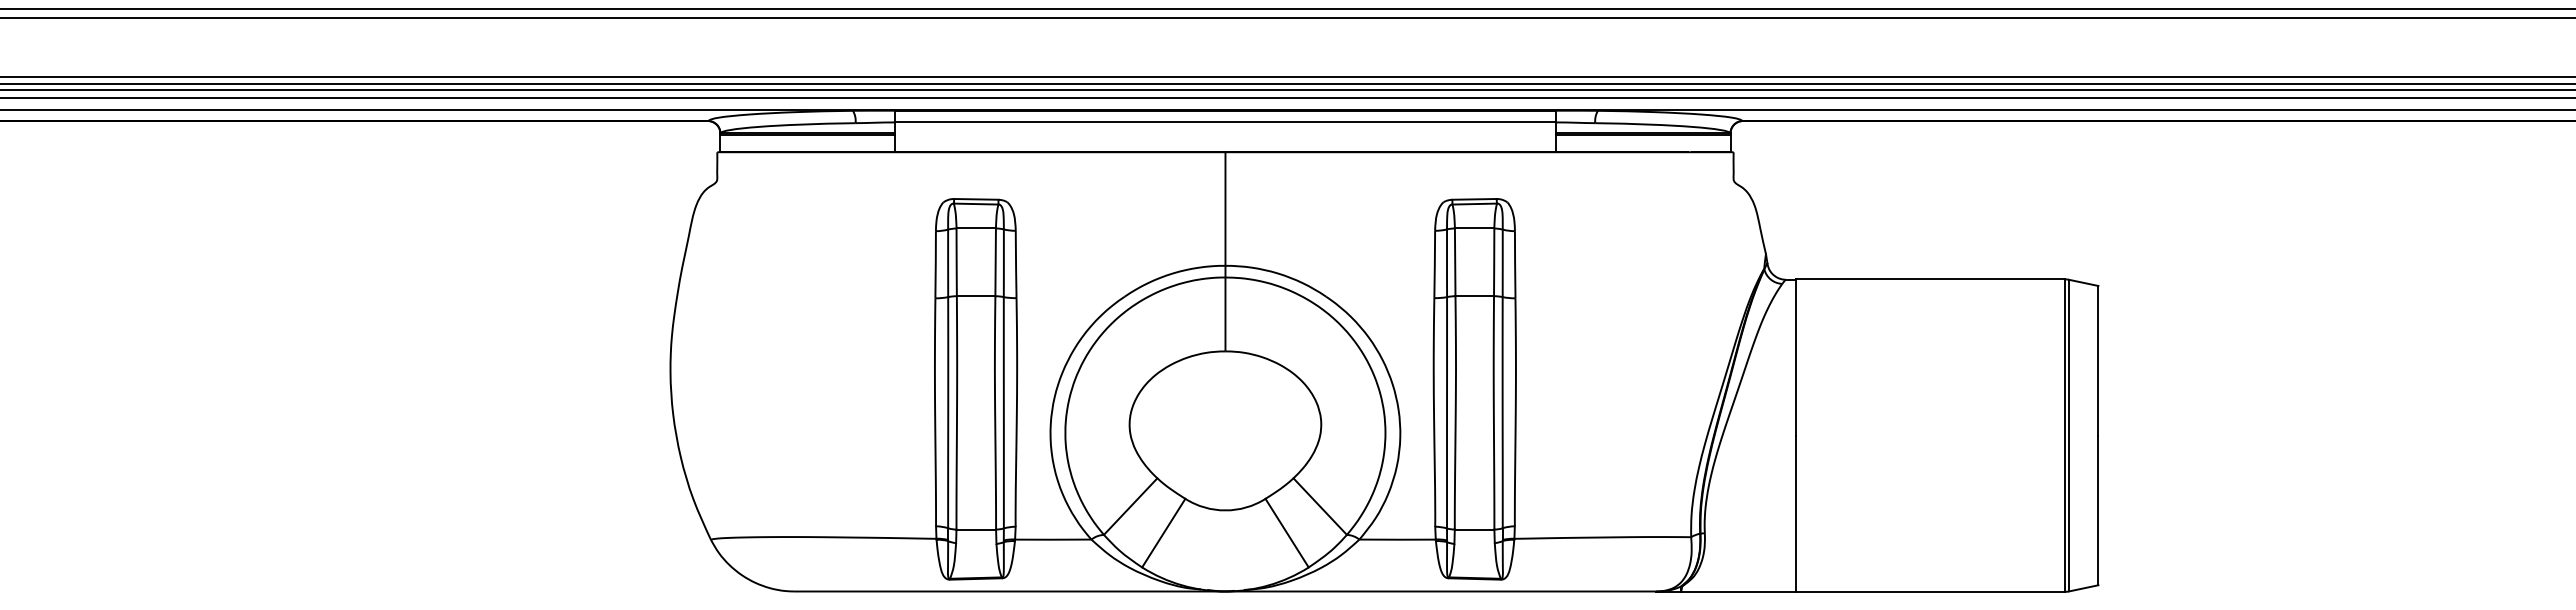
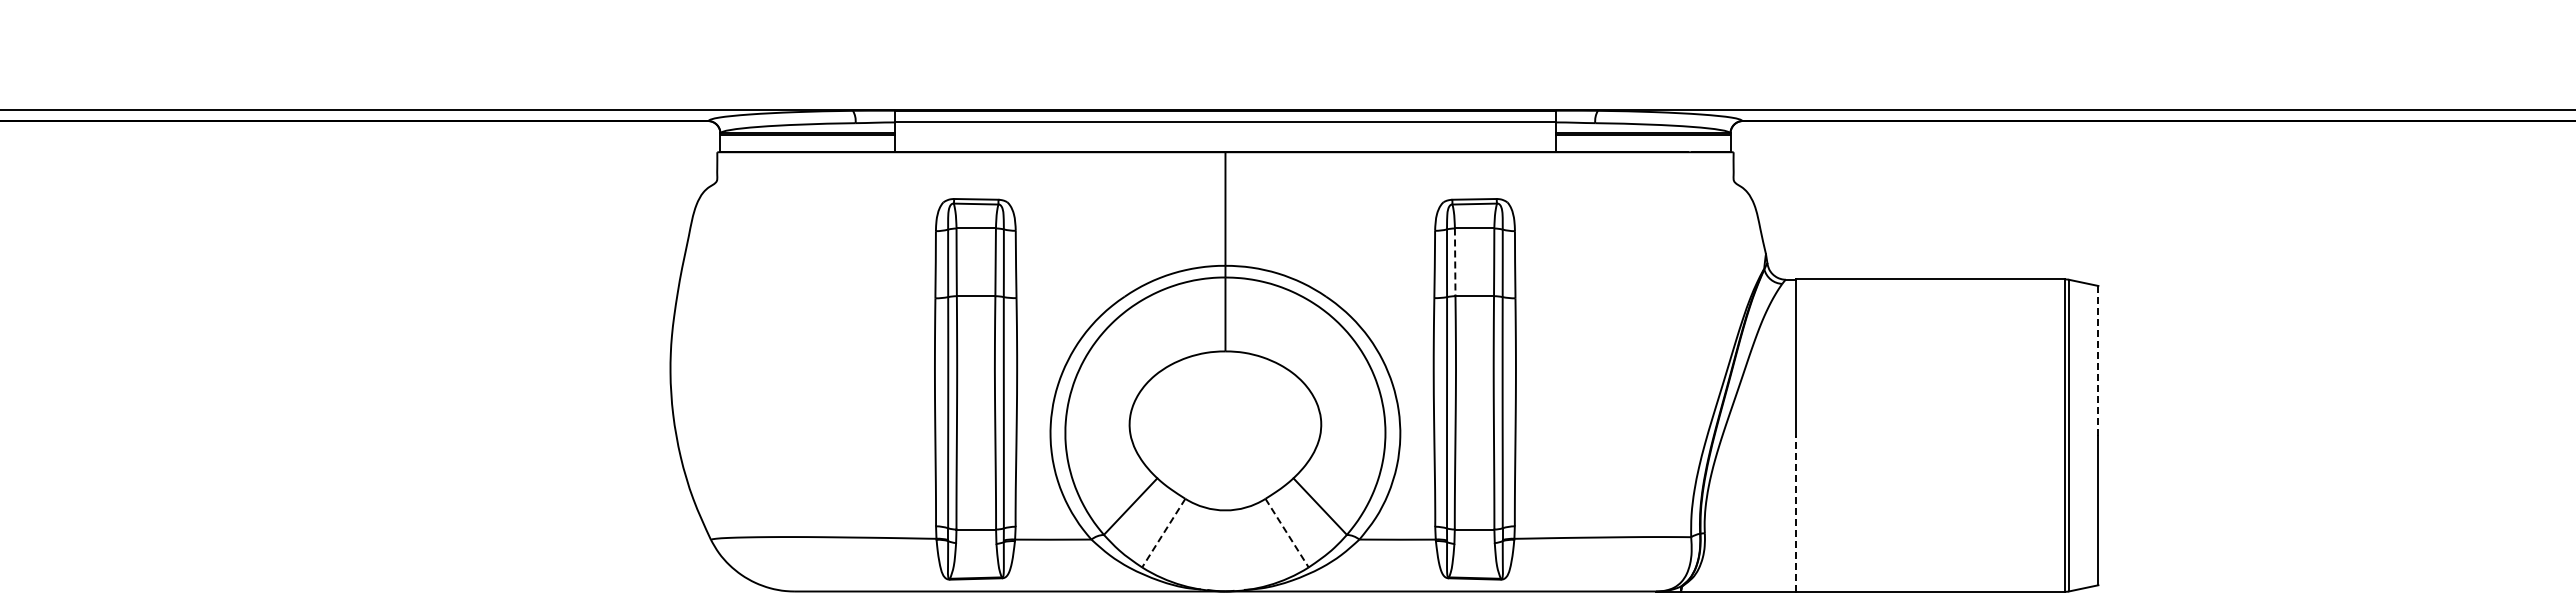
line: present -> none (1287, 8)
line: present -> none (1287, 18)
line: present -> none (1287, 77)
line: present -> none (1287, 83)
line: present -> none (1287, 89)
line: present -> none (1287, 97)
line: solid -> dashed (1455, 262)
line: solid -> dashed (2098, 360)
line: solid -> dashed (1795, 513)
line: solid -> dashed (1163, 533)
line: solid -> dashed (1287, 533)
